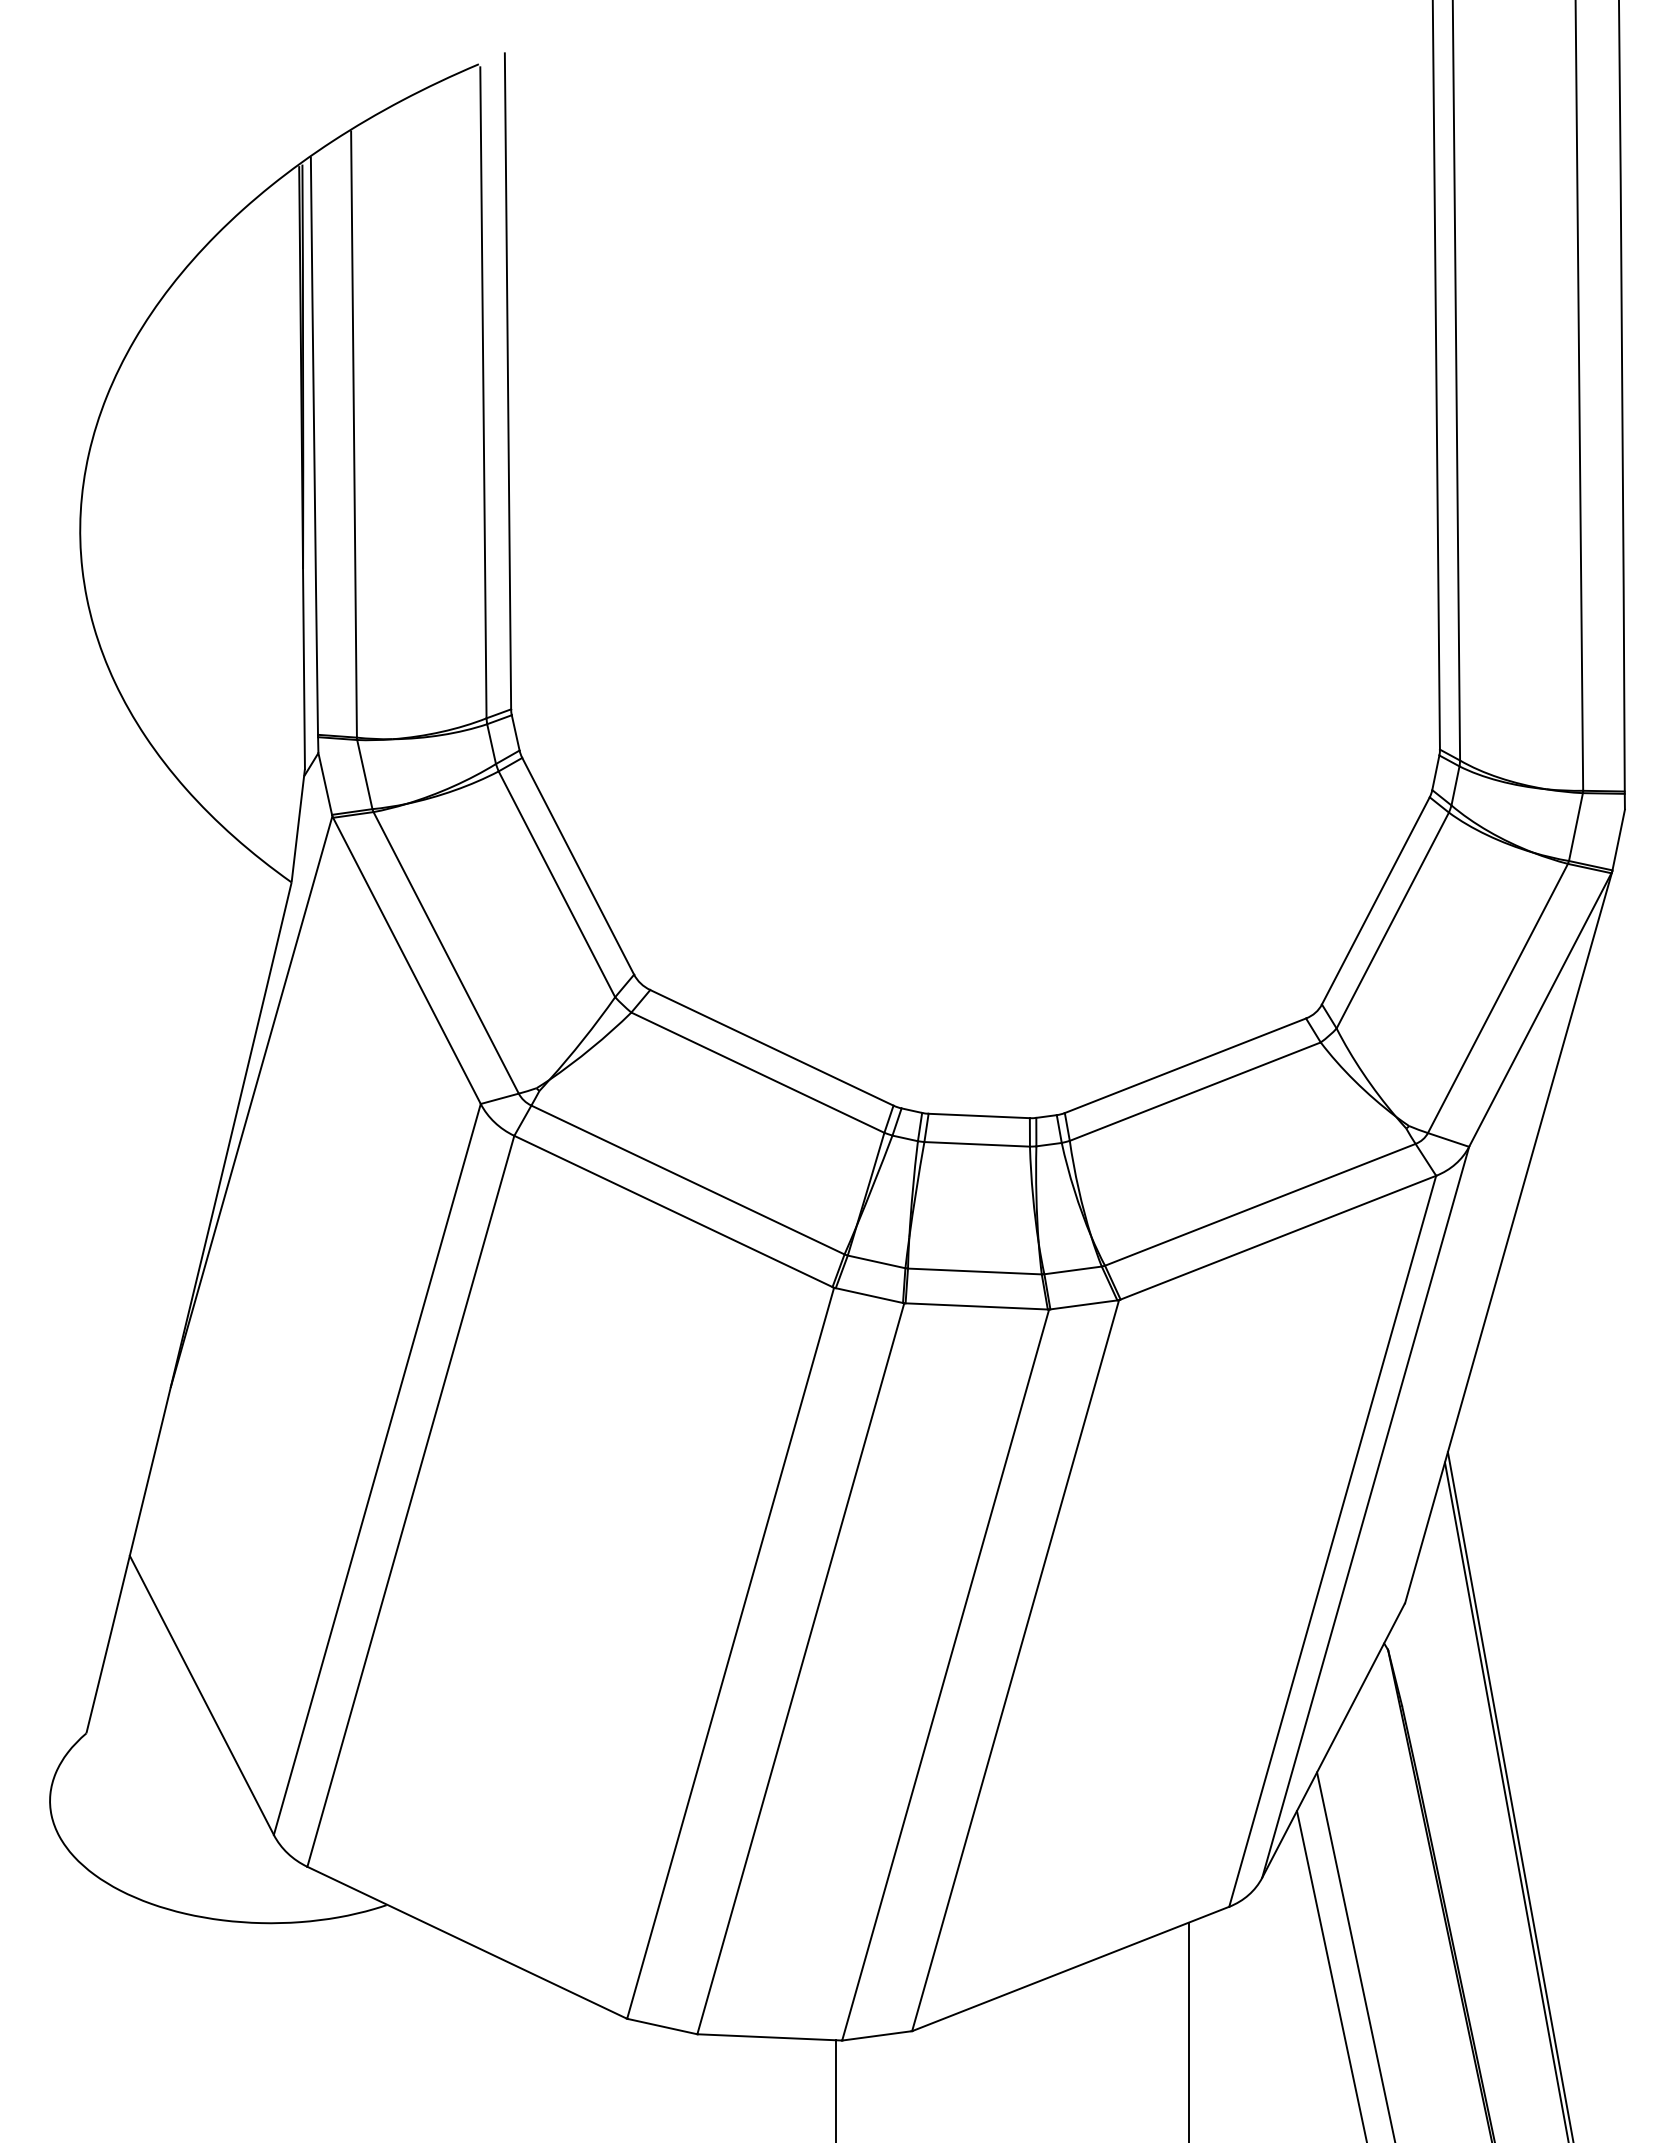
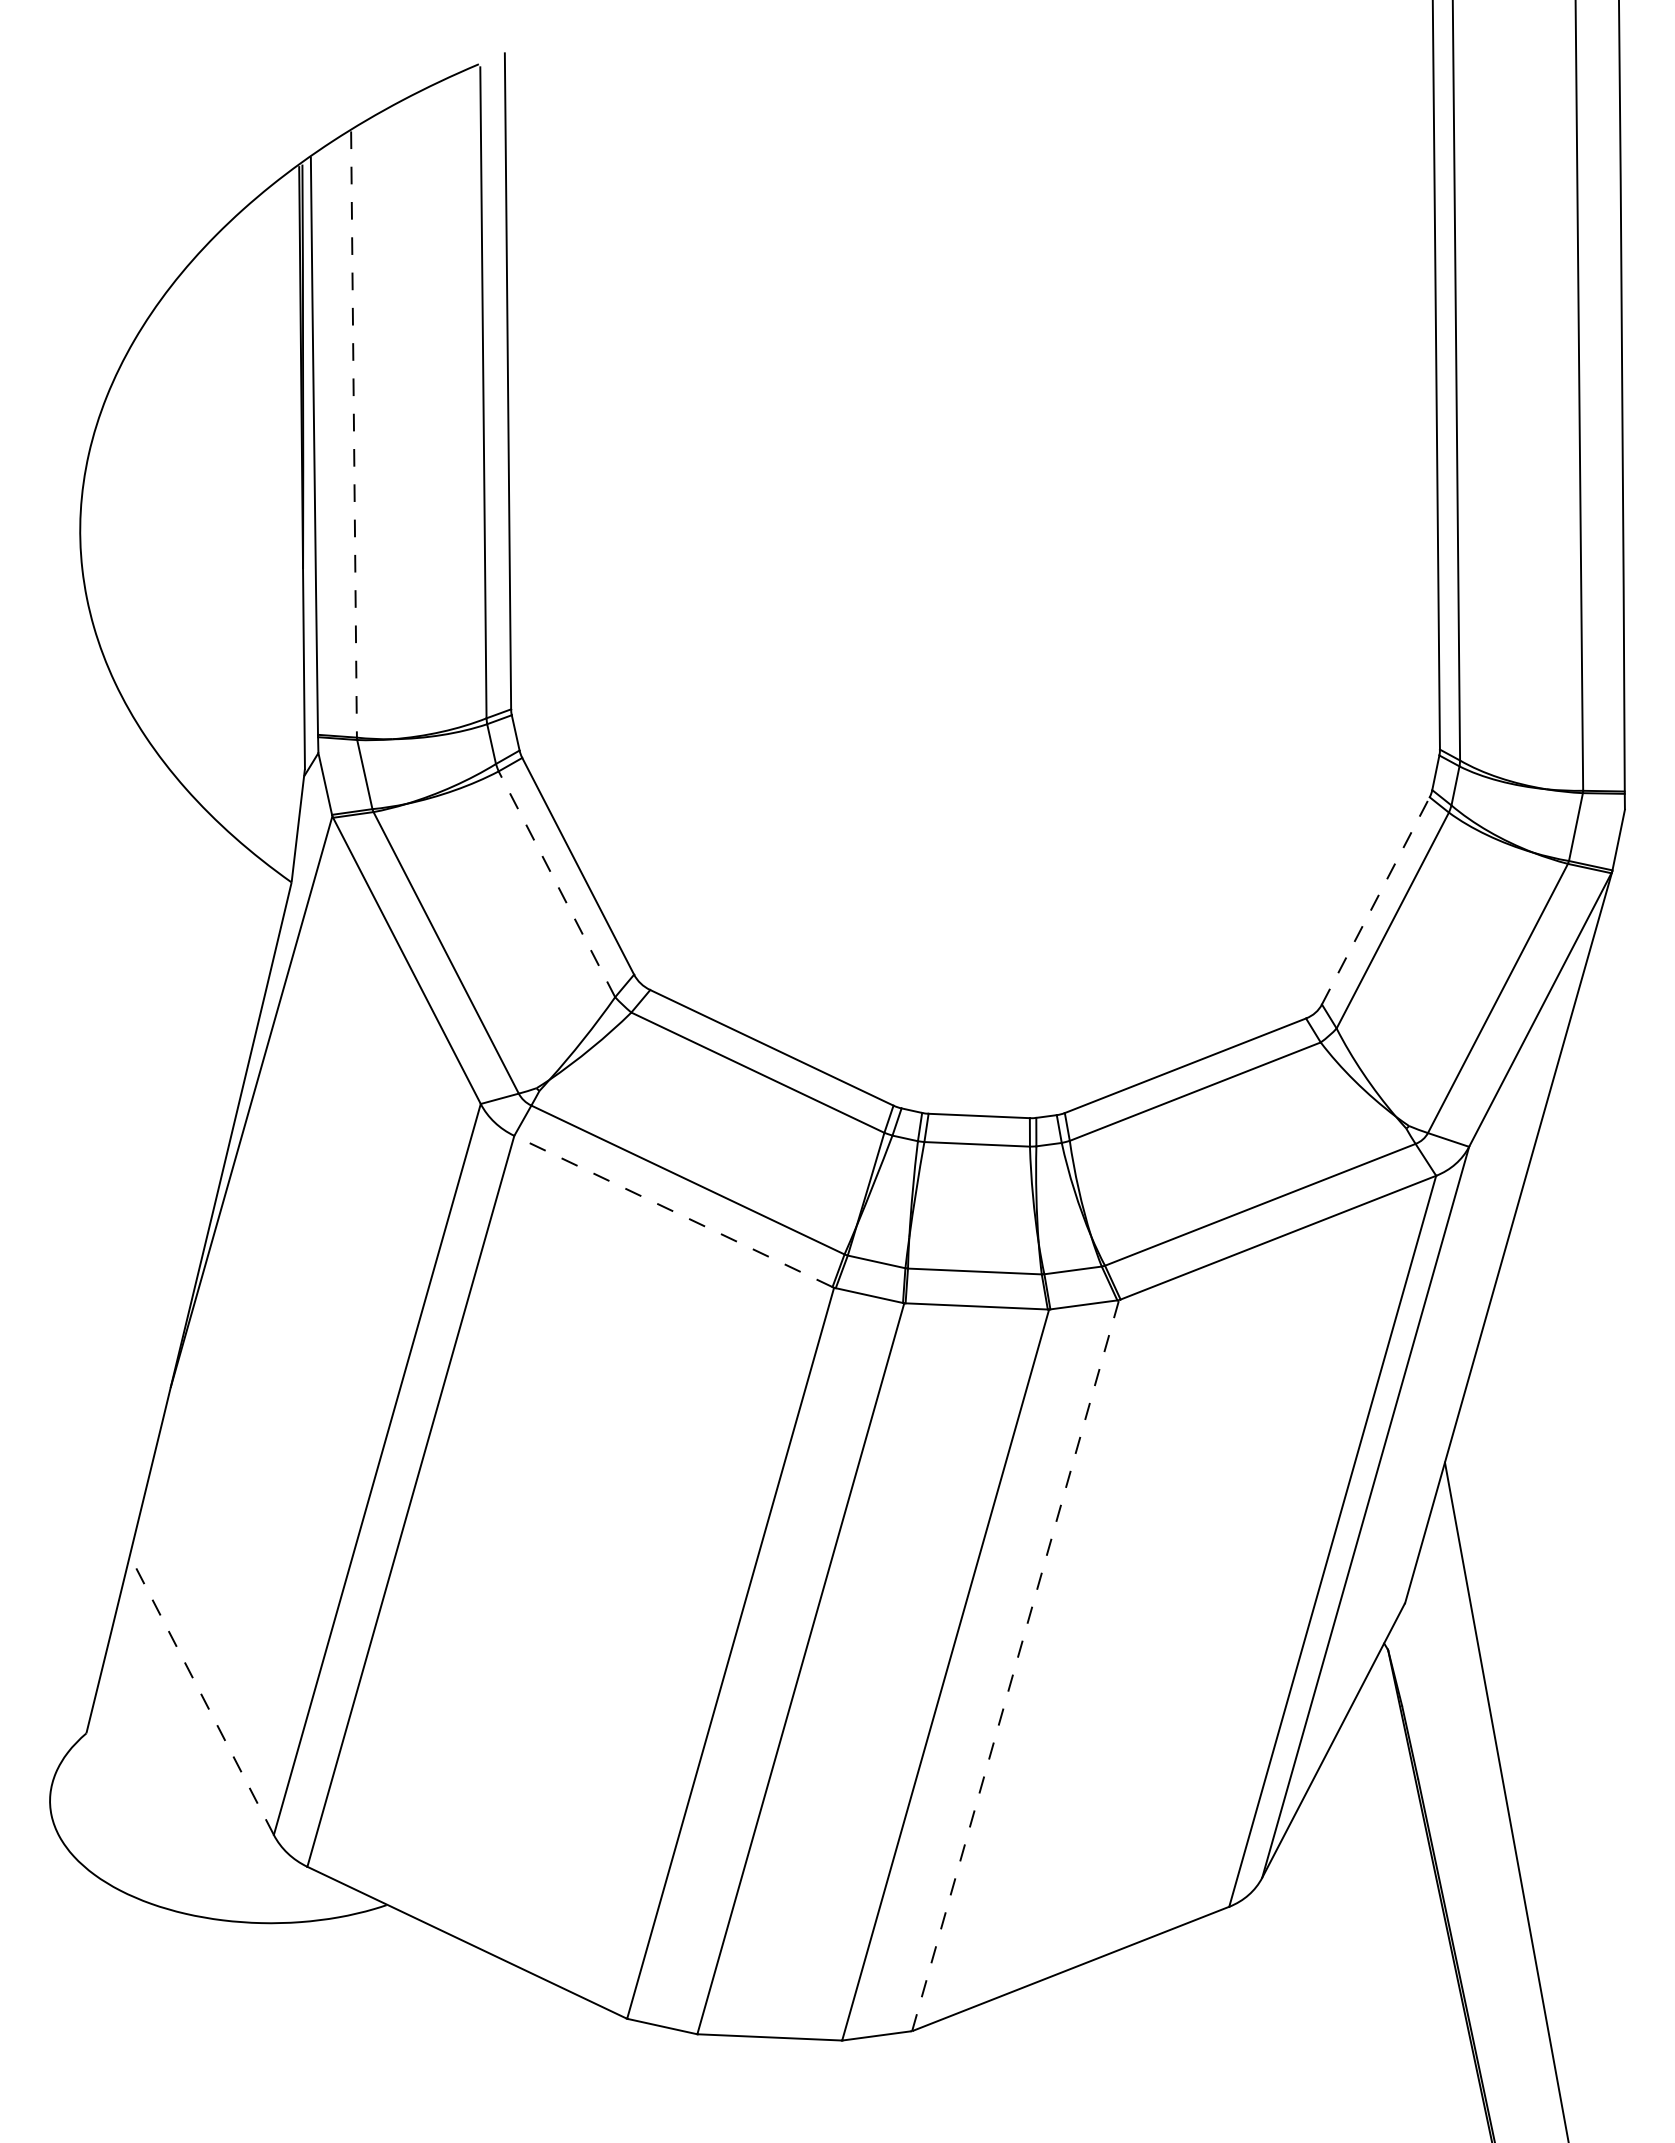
line: solid -> dashed (354, 435)
line: solid -> dashed (556, 883)
line: solid -> dashed (1375, 900)
line: solid -> dashed (672, 1211)
line: solid -> dashed (1015, 1665)
line: solid -> dashed (201, 1694)
line: present -> none (1509, 1795)
line: present -> none (1355, 1955)
line: present -> none (1331, 1975)
line: present -> none (1189, 2030)
line: present -> none (836, 2089)
